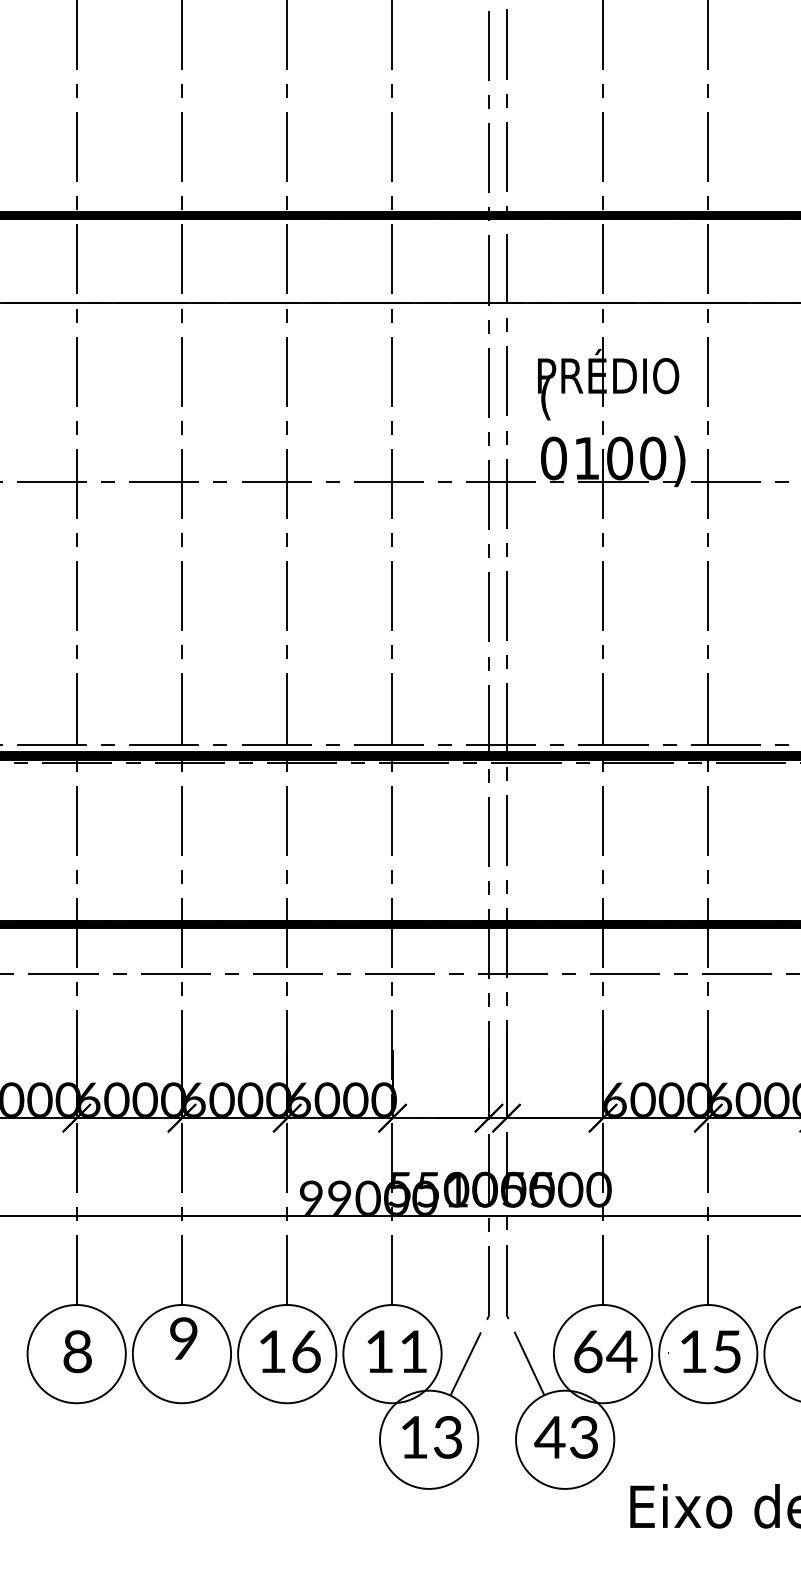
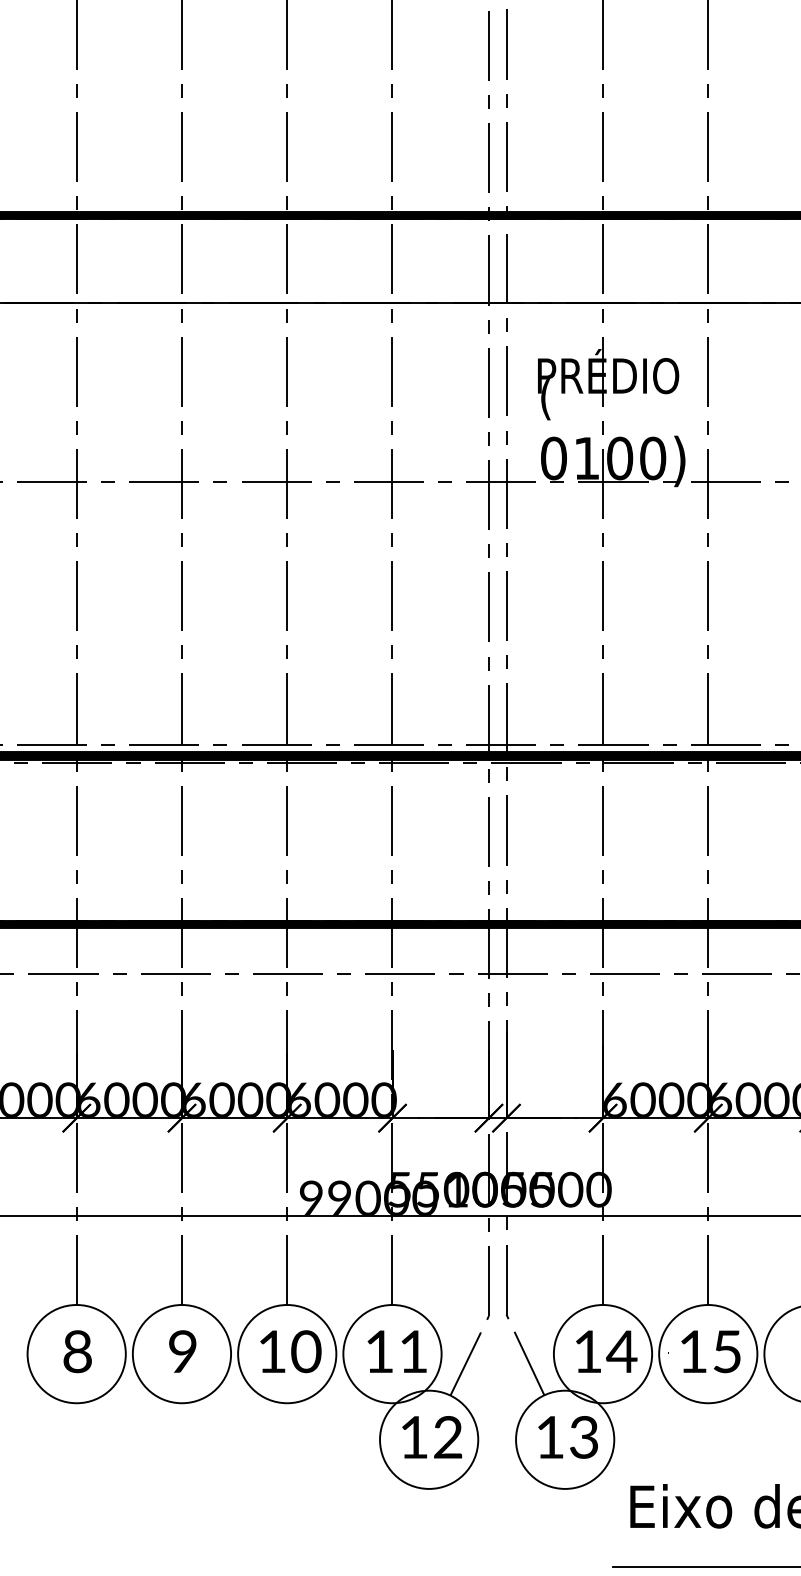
text position: (183, 1338) -> (182, 1351) (182, 1351)
text: 16 -> 10 (306, 1351)
text: 64 -> 14 (588, 1351)
text: 13 -> 12 (448, 1437)
text: 43 -> 13 (549, 1437)
line: none -> present (705, 1566)
